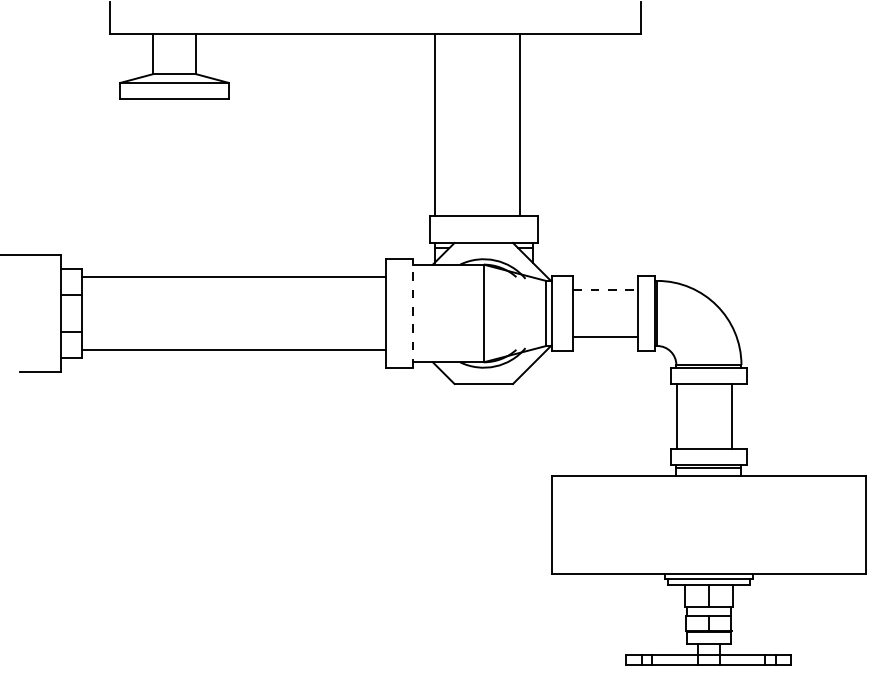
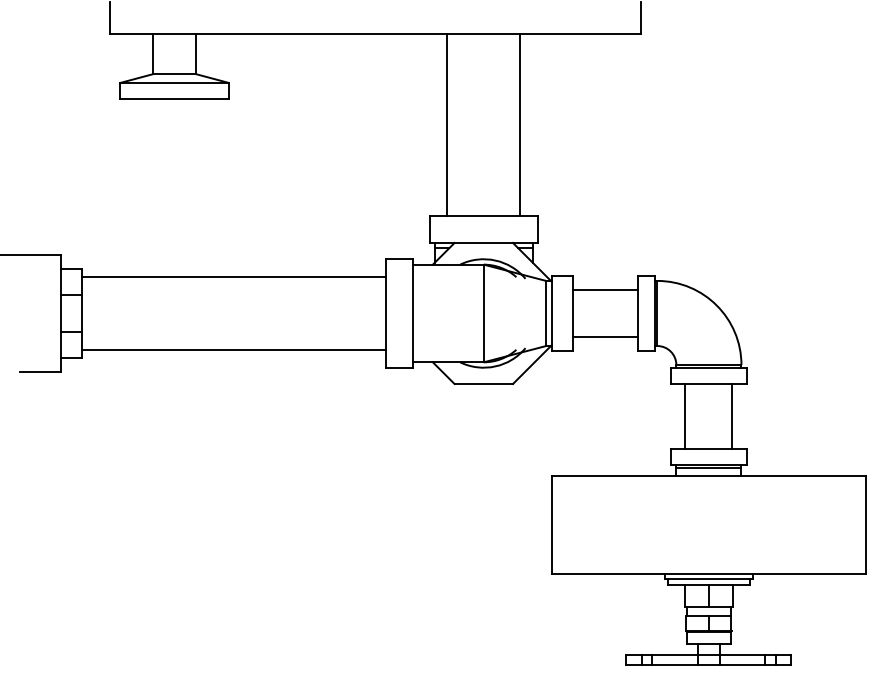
line position: (435, 124) -> (447, 124) (447, 124)
line: dashed -> solid (605, 290)
line: dashed -> solid (413, 312)
line position: (677, 416) -> (685, 416) (685, 416)
